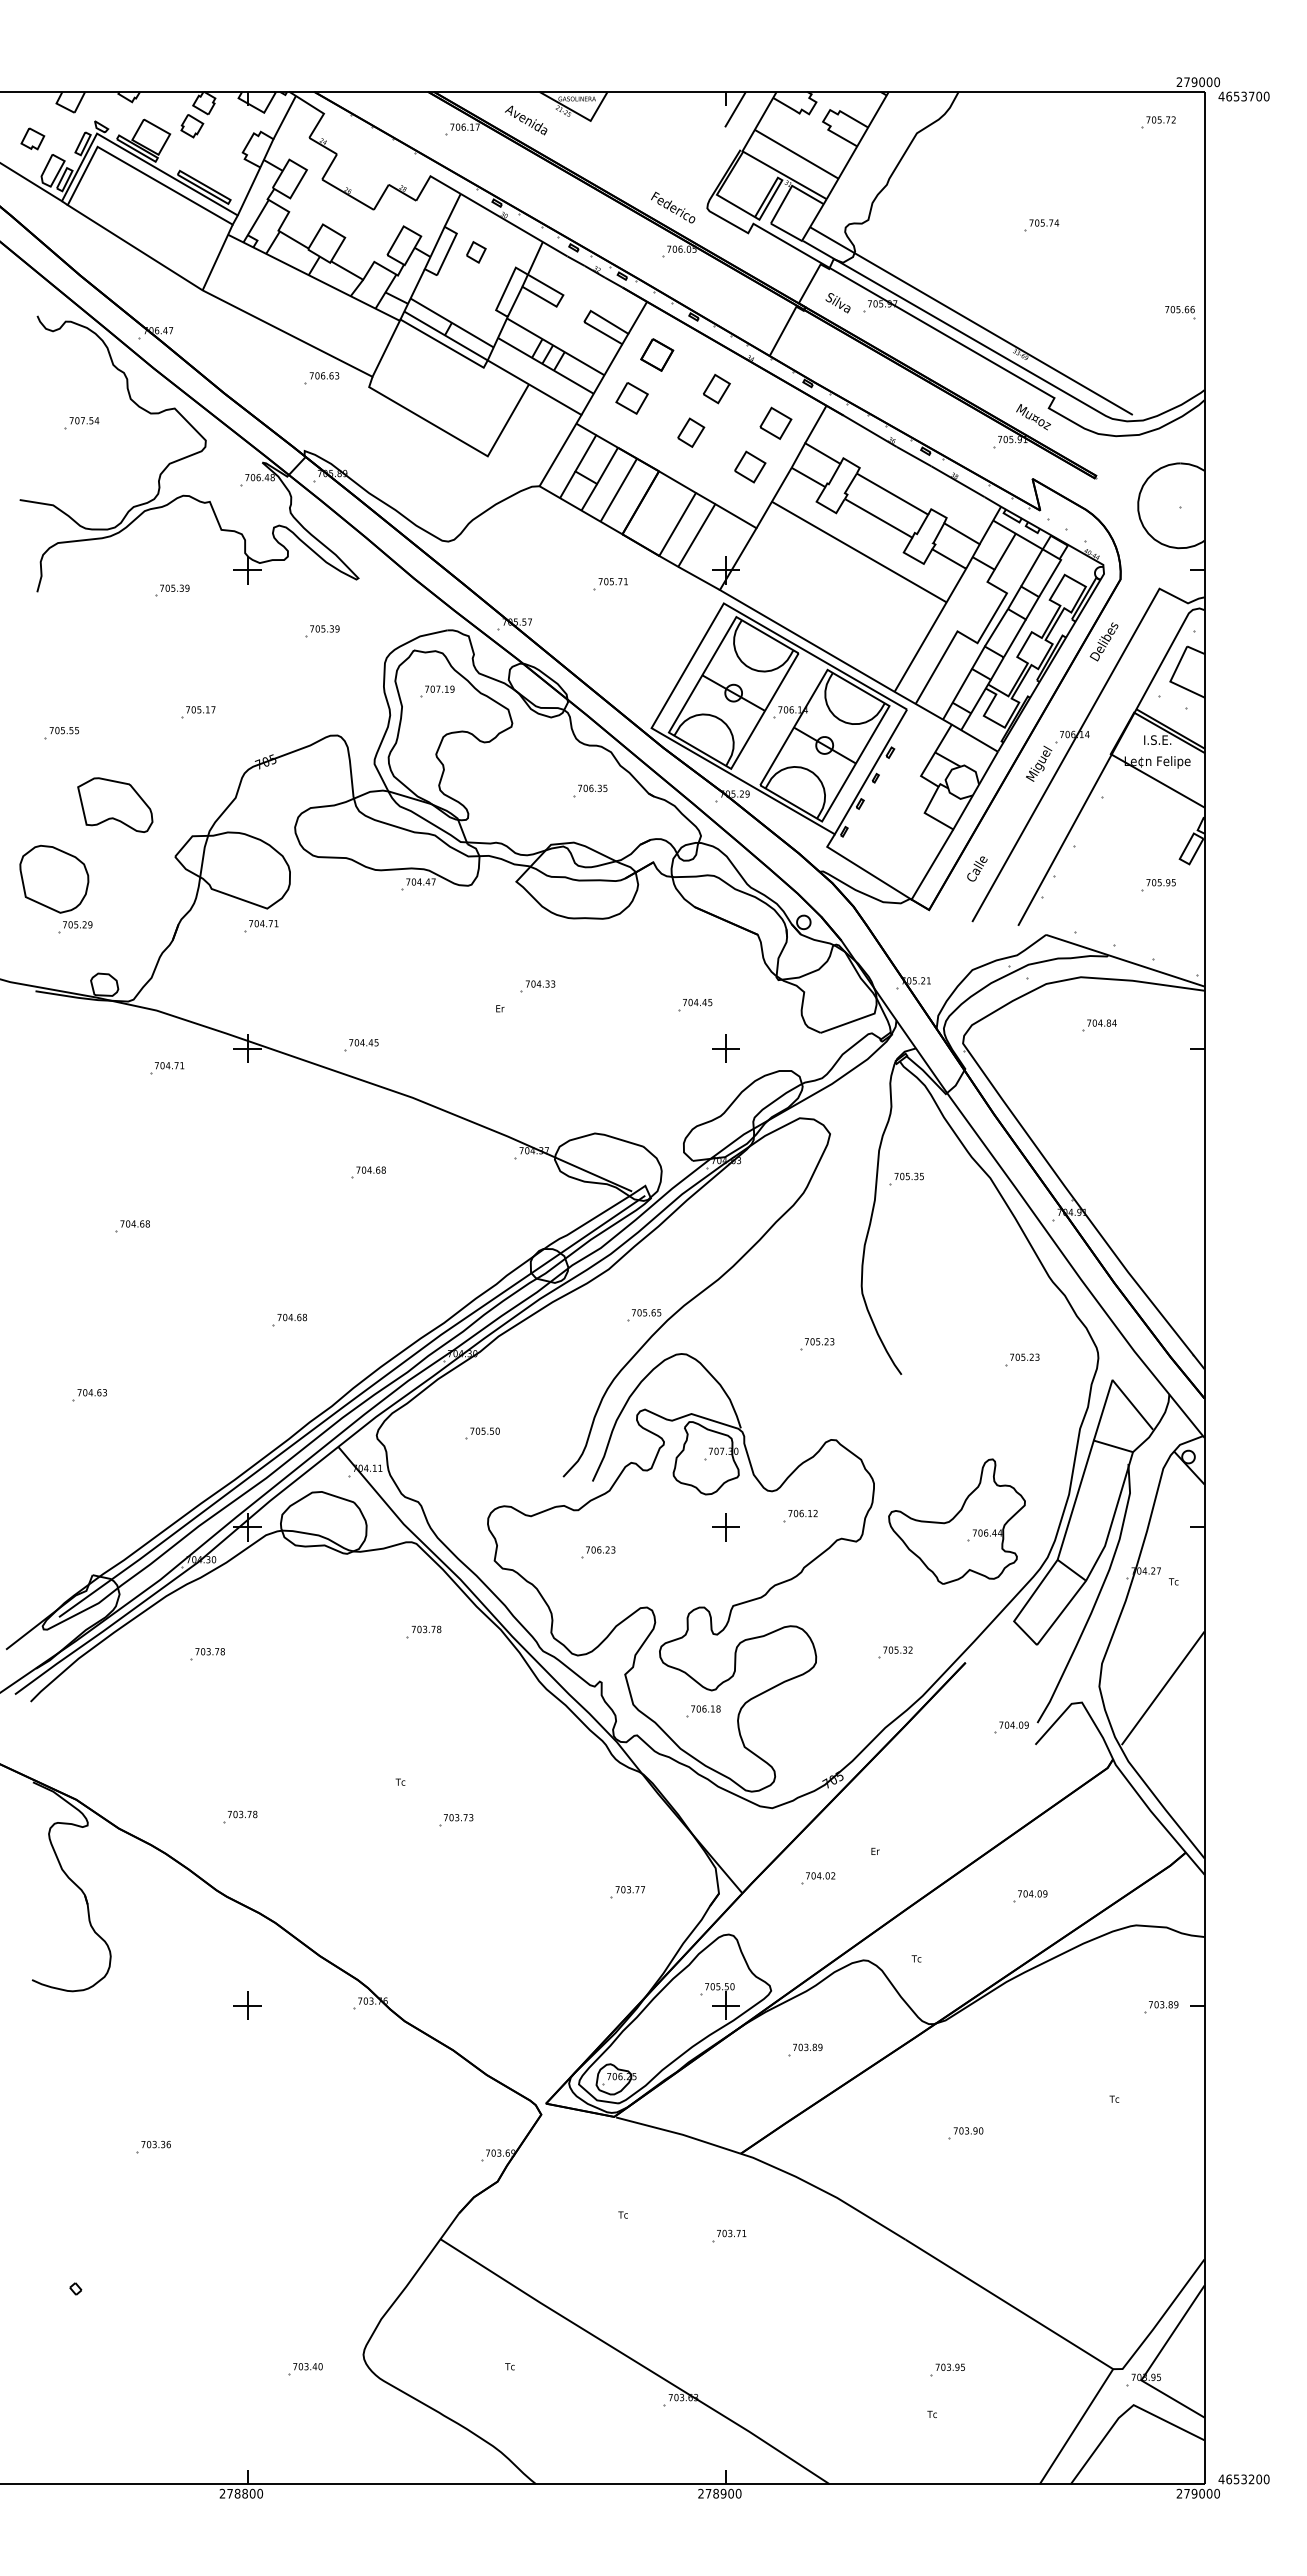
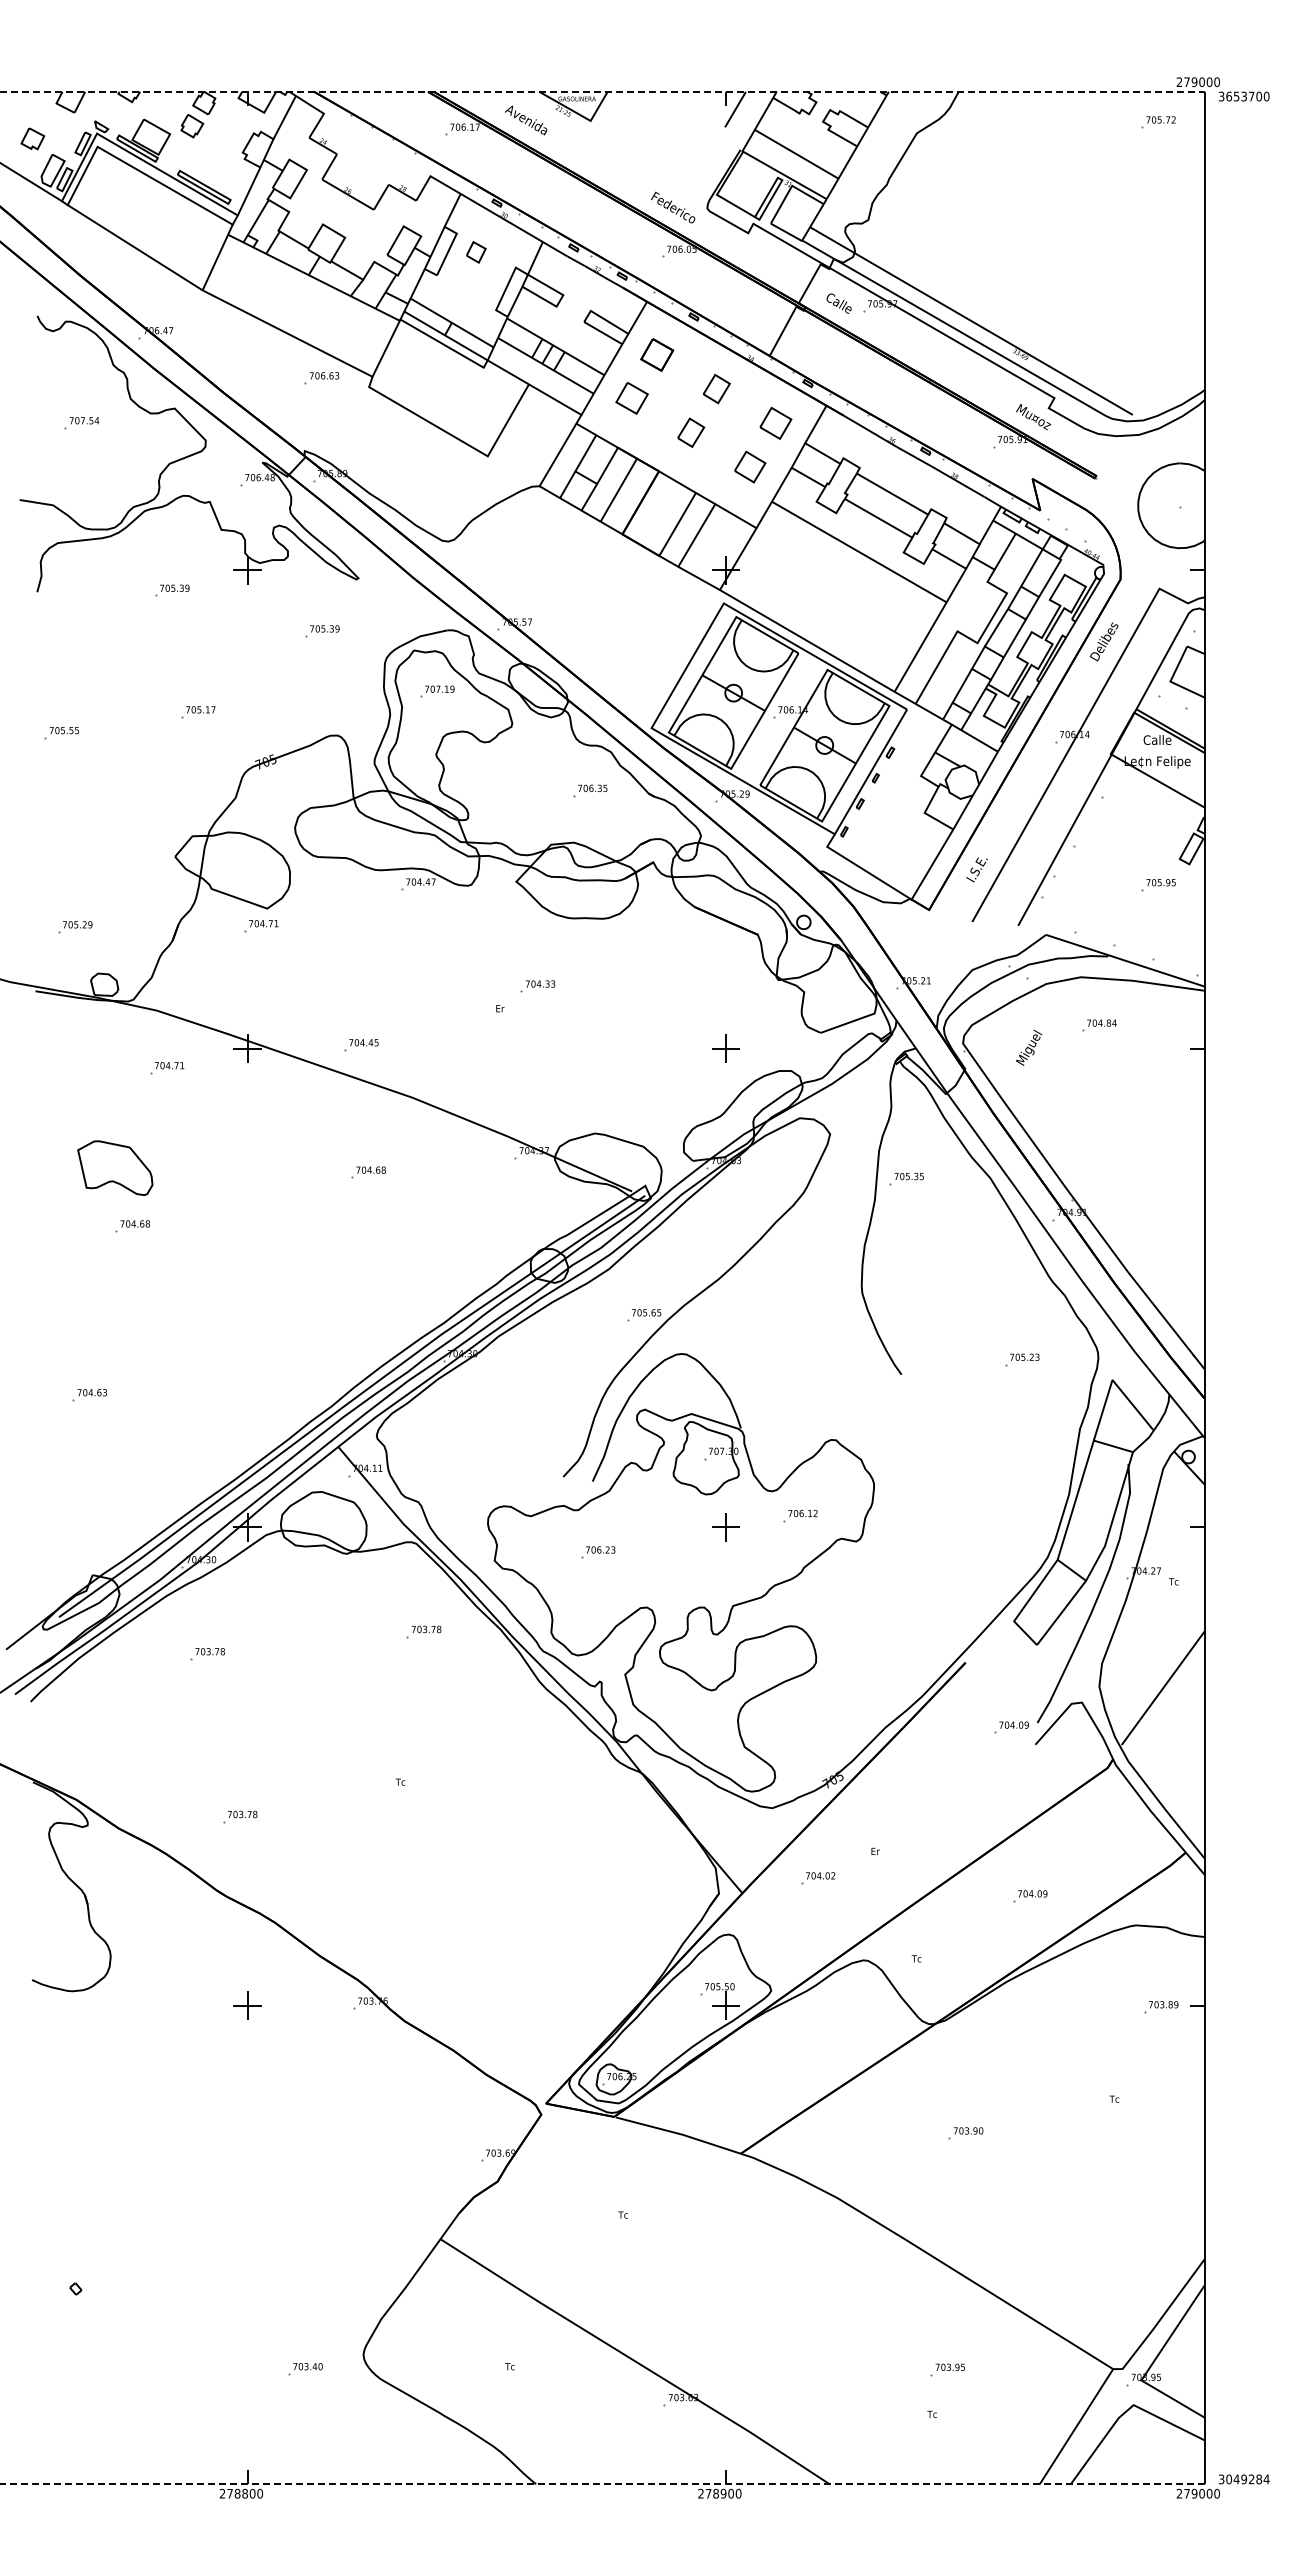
line: solid -> dashed (602, 91)
text: 4653700 -> 3653700 (1221, 96)
part: present -> none (1041, 225)
text: Silva -> Calle (838, 303)
part: present -> none (1180, 312)
part: present -> none (610, 584)
text: I.S.E. -> Calle (1157, 739)
text position: (1039, 763) -> (1029, 1047) (1029, 1047)
part position: (115, 804) -> (115, 1167) (115, 1167)
text: Calle -> I.S.E. (976, 869)
part: present -> none (54, 879)
part: present -> none (695, 1004)
part: present -> none (289, 1319)
part: present -> none (817, 1344)
part: present -> none (482, 1433)
part: present -> none (956, 1521)
part: present -> none (895, 1652)
part: present -> none (703, 1711)
part: present -> none (456, 1820)
part: present -> none (627, 1892)
part: present -> none (805, 2049)
part: present -> none (153, 2146)
part: present -> none (729, 2235)
text: 4653200 -> 3049284 (1243, 2479)
line: solid -> dashed (602, 2484)
